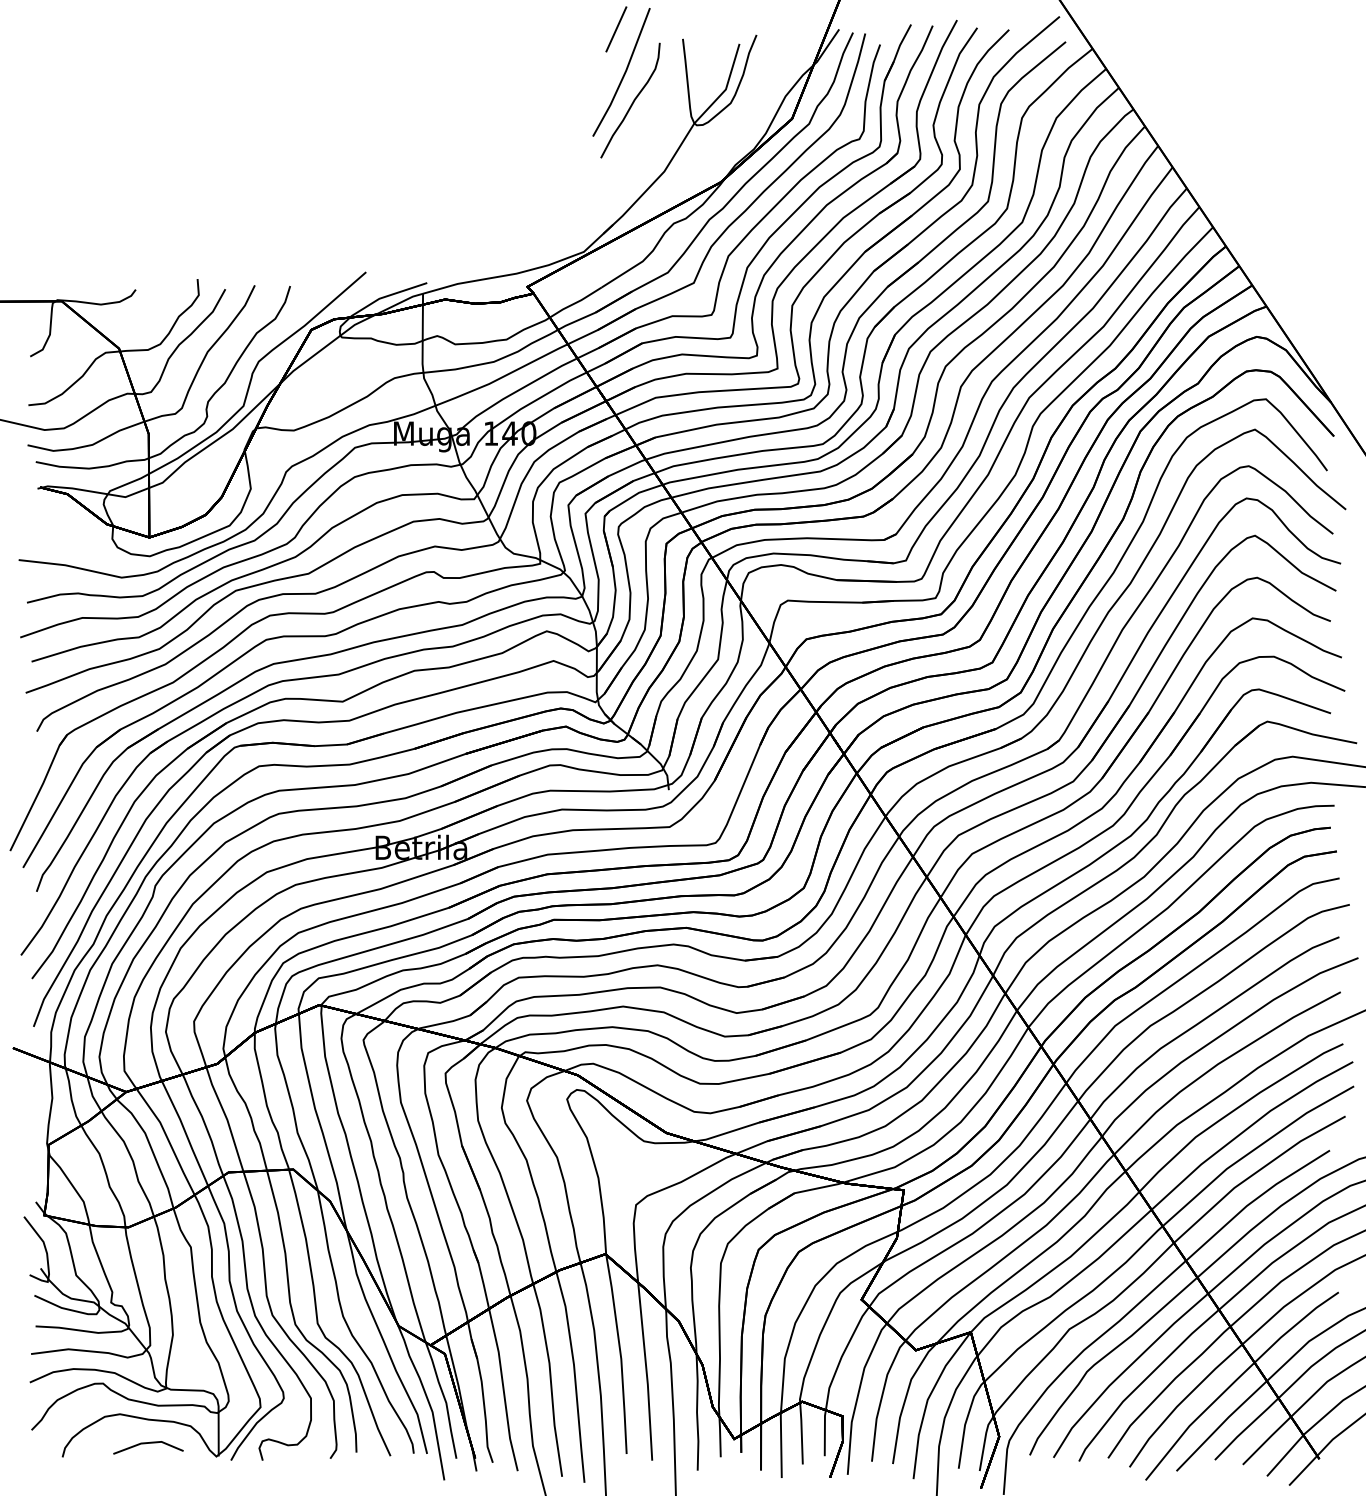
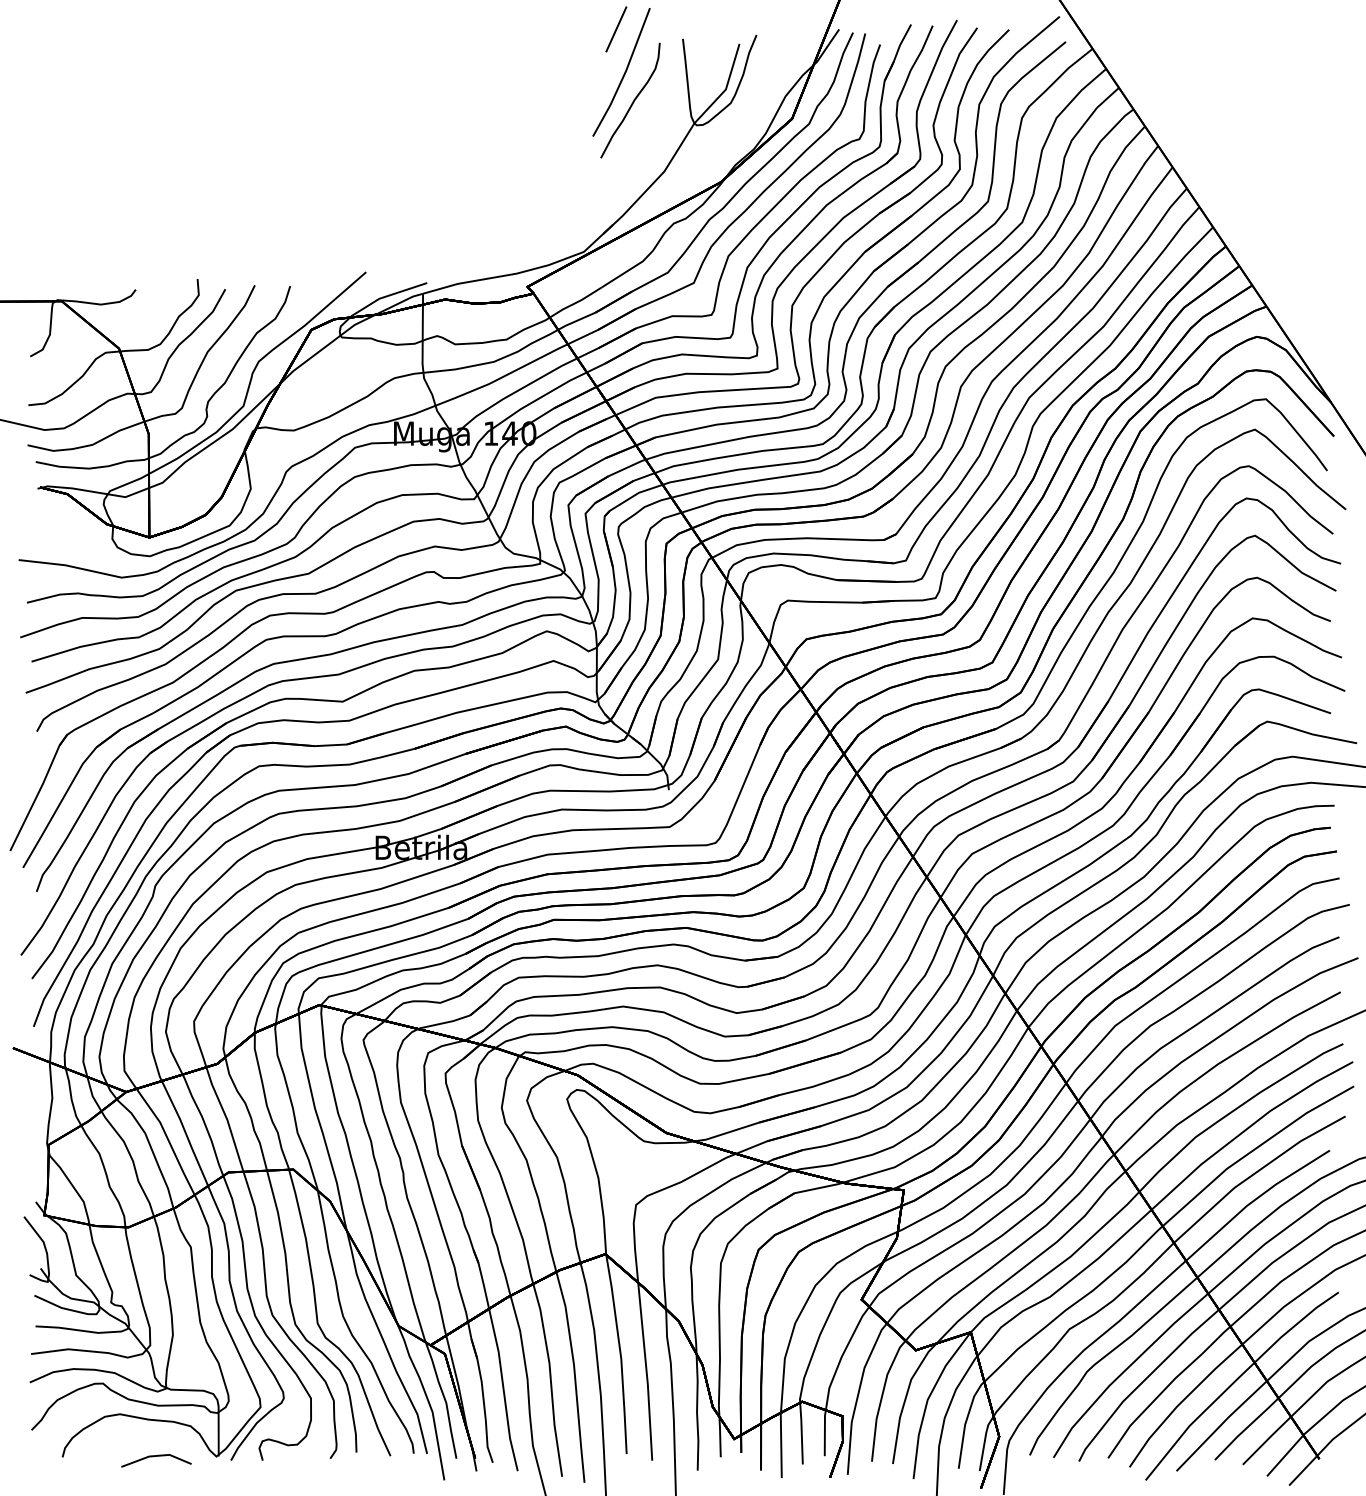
line position: (148, 1443) -> (156, 1456) (156, 1456)
